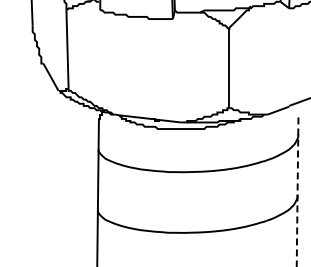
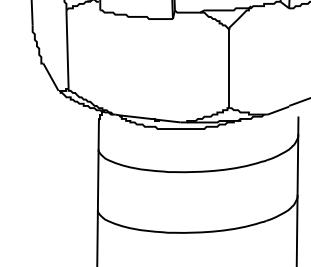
line: dashed -> solid (297, 192)
